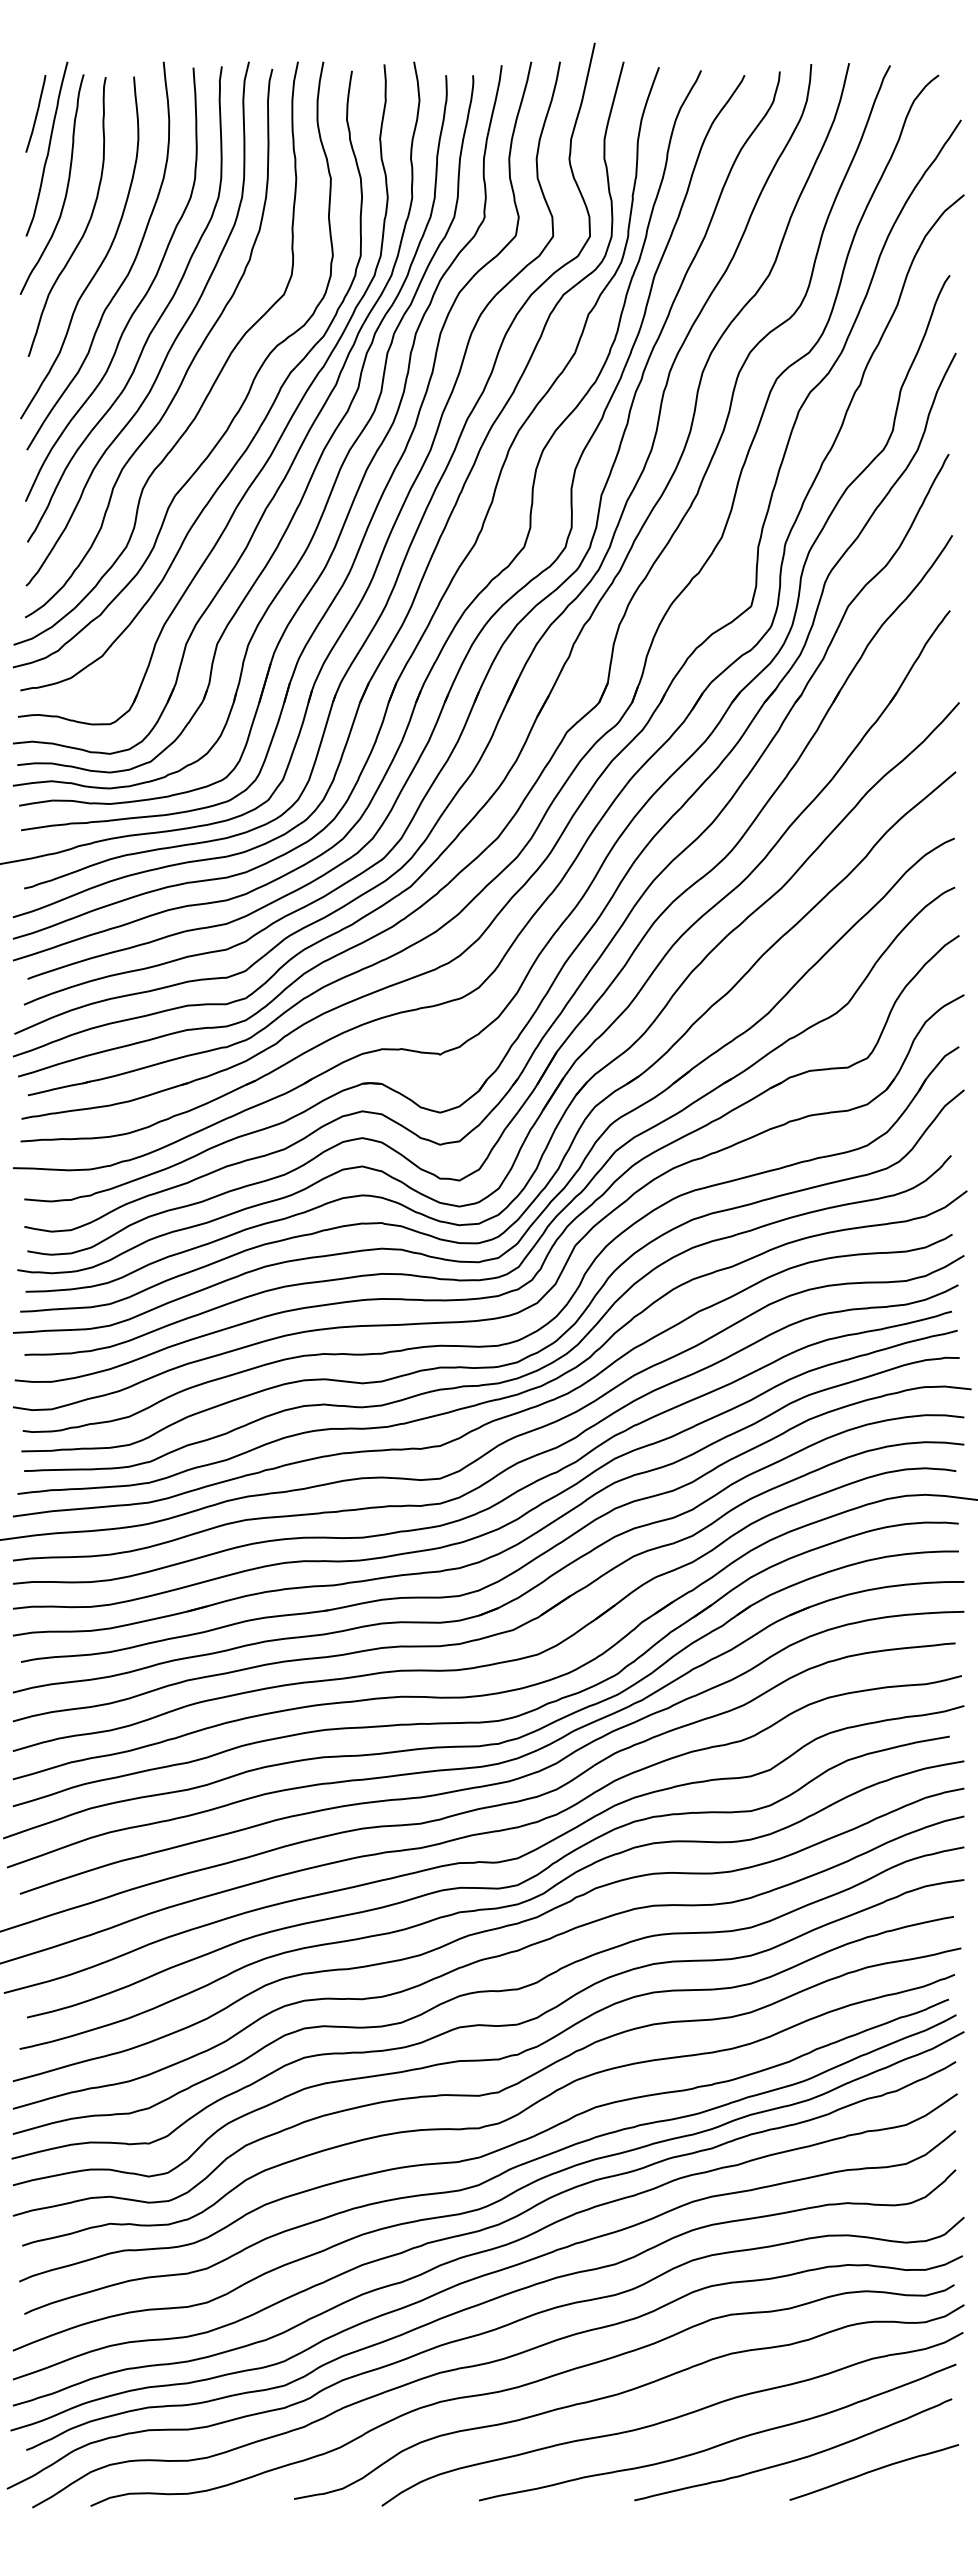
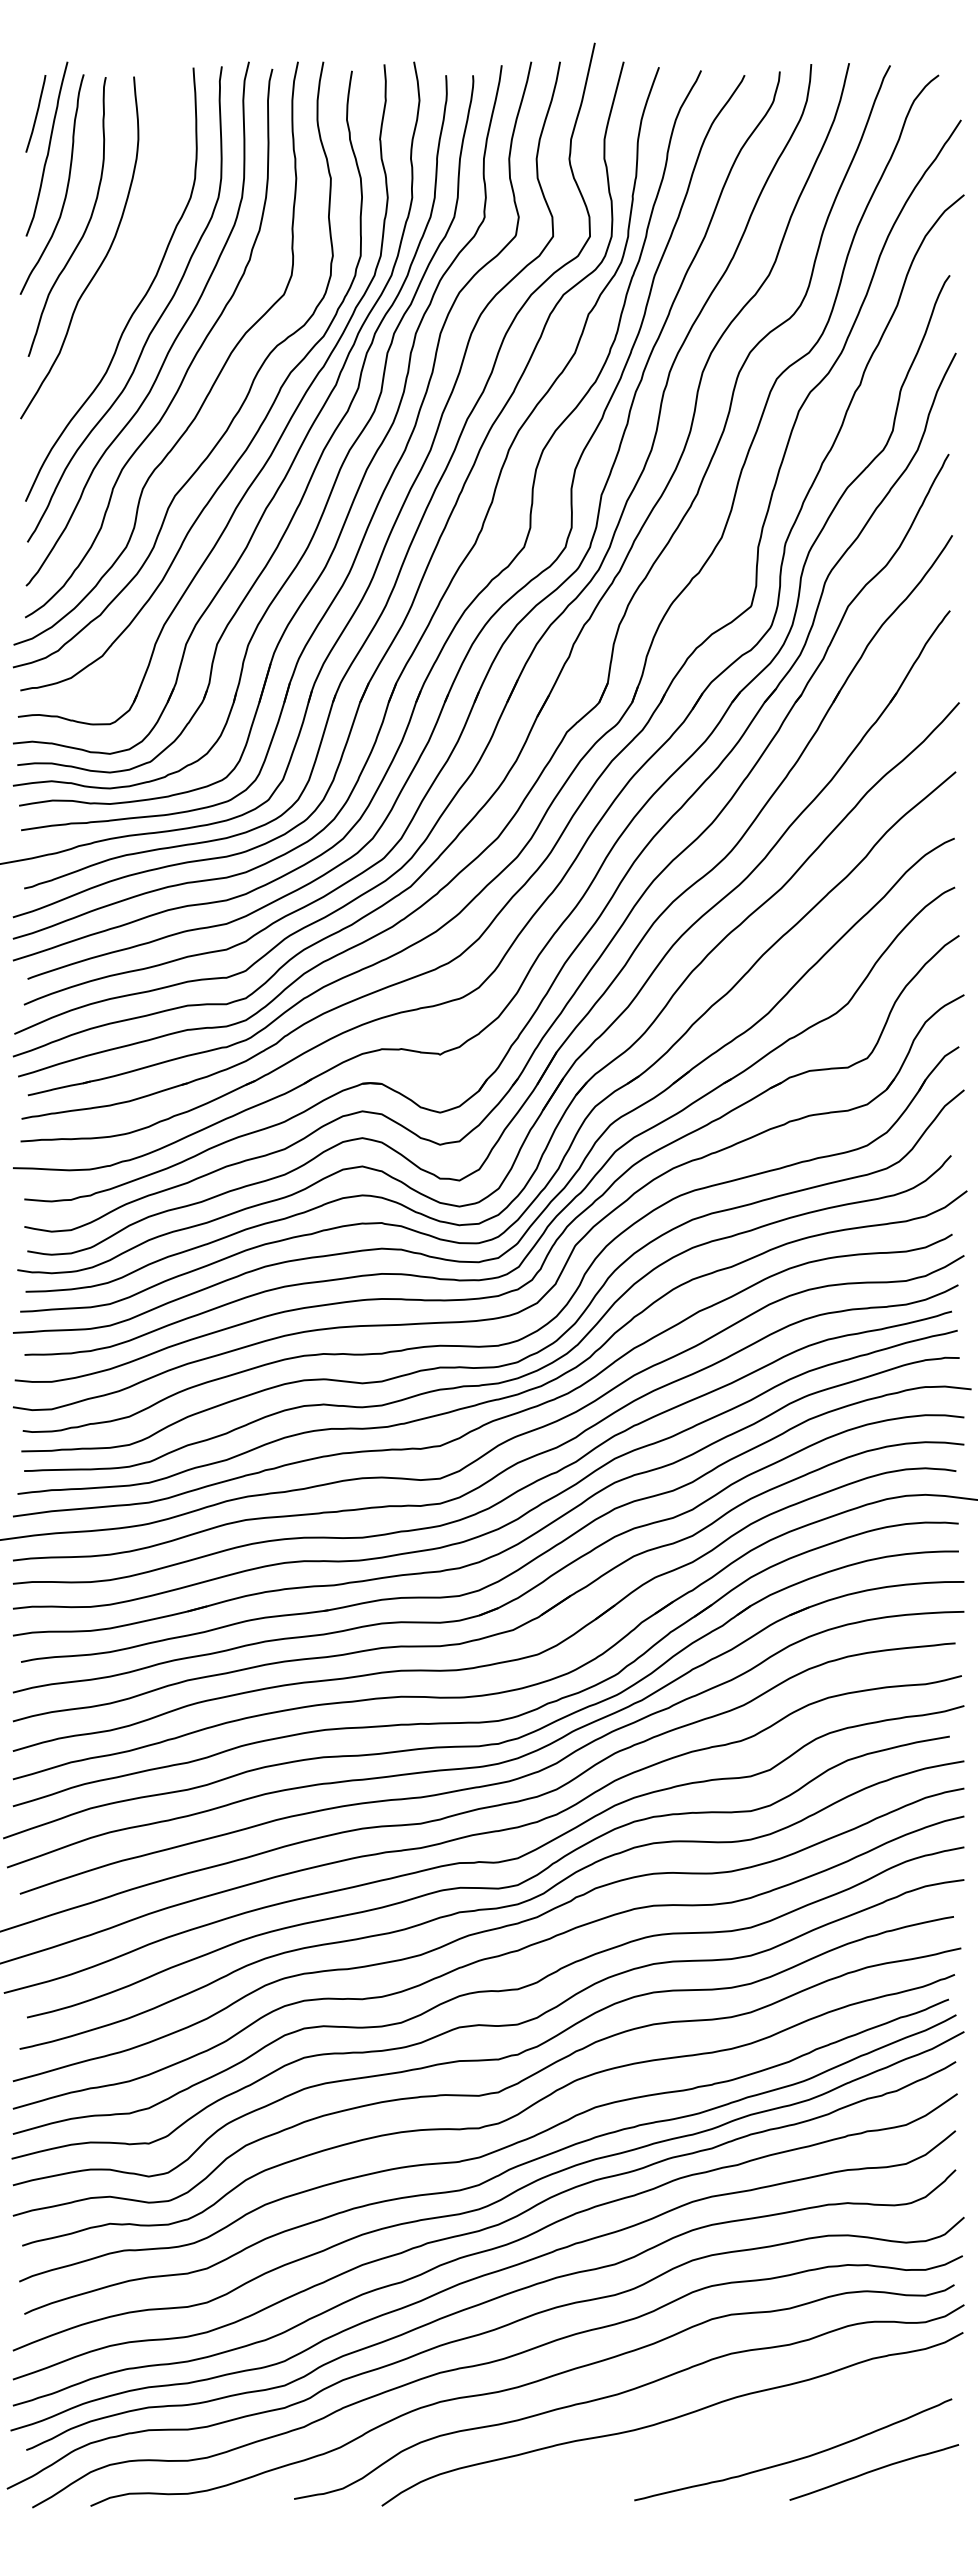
curve: present -> none (130, 266)
curve: present -> none (723, 2442)
